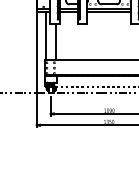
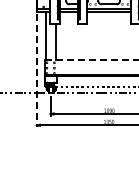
line: solid -> dashed (91, 60)
line: solid -> dashed (36, 70)
